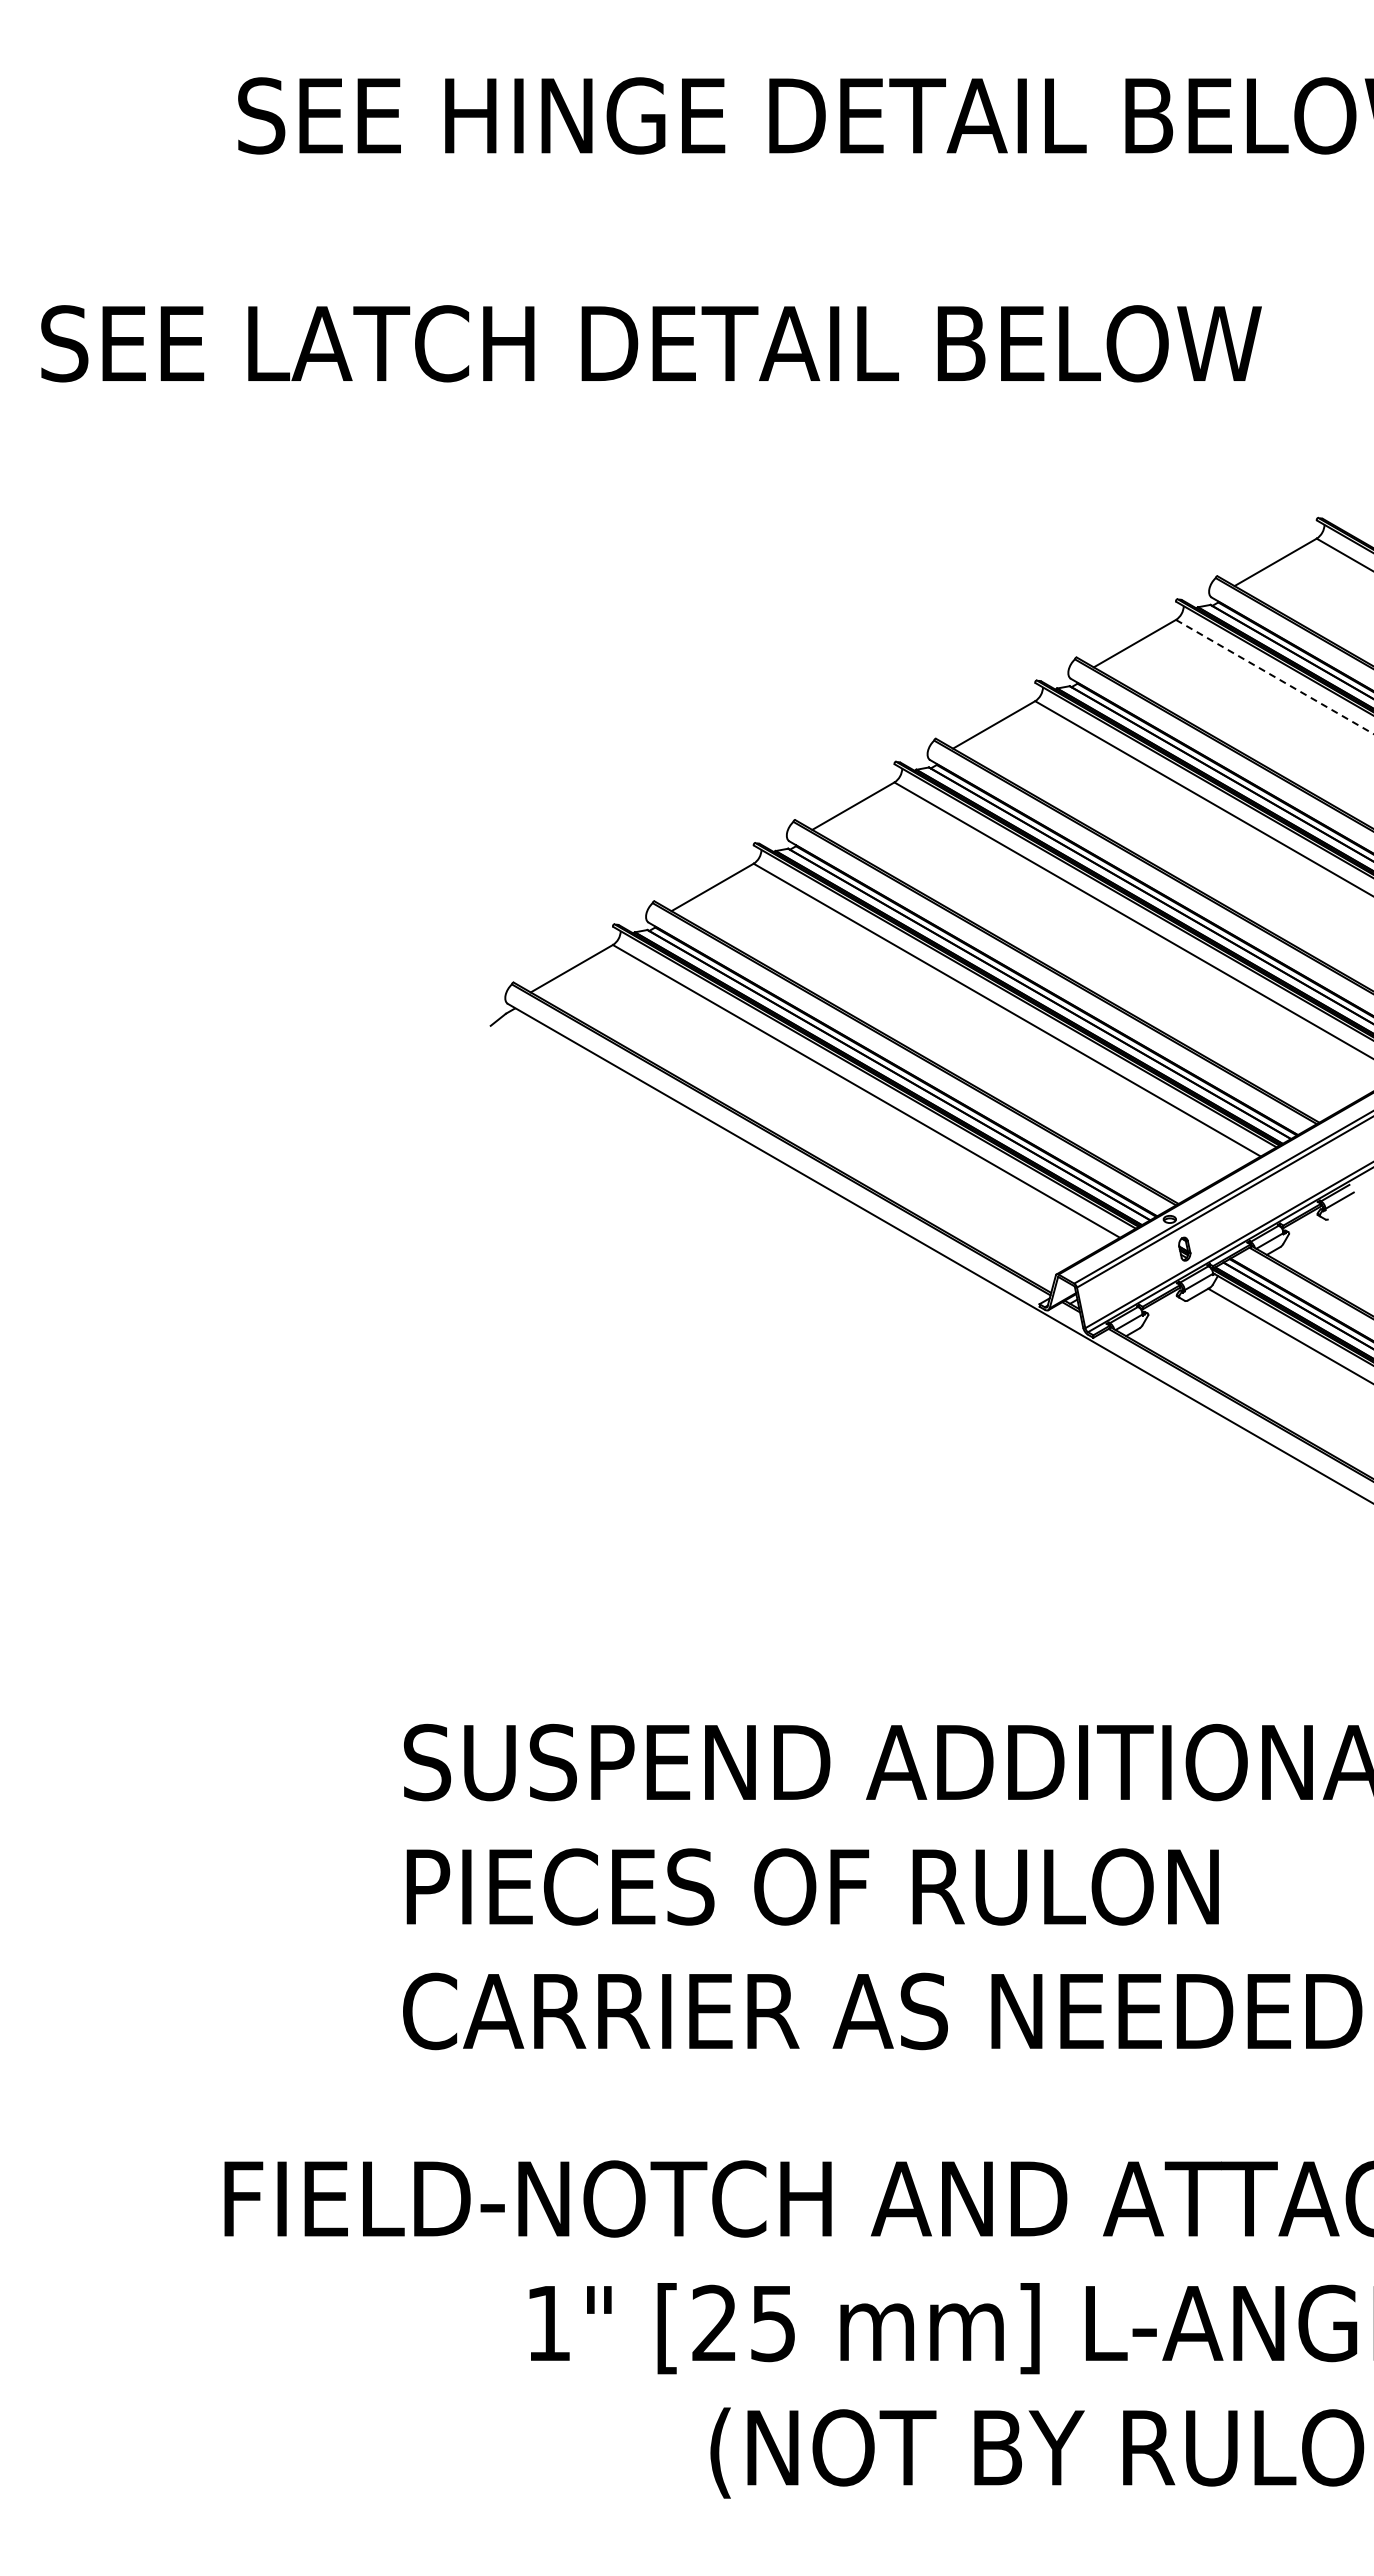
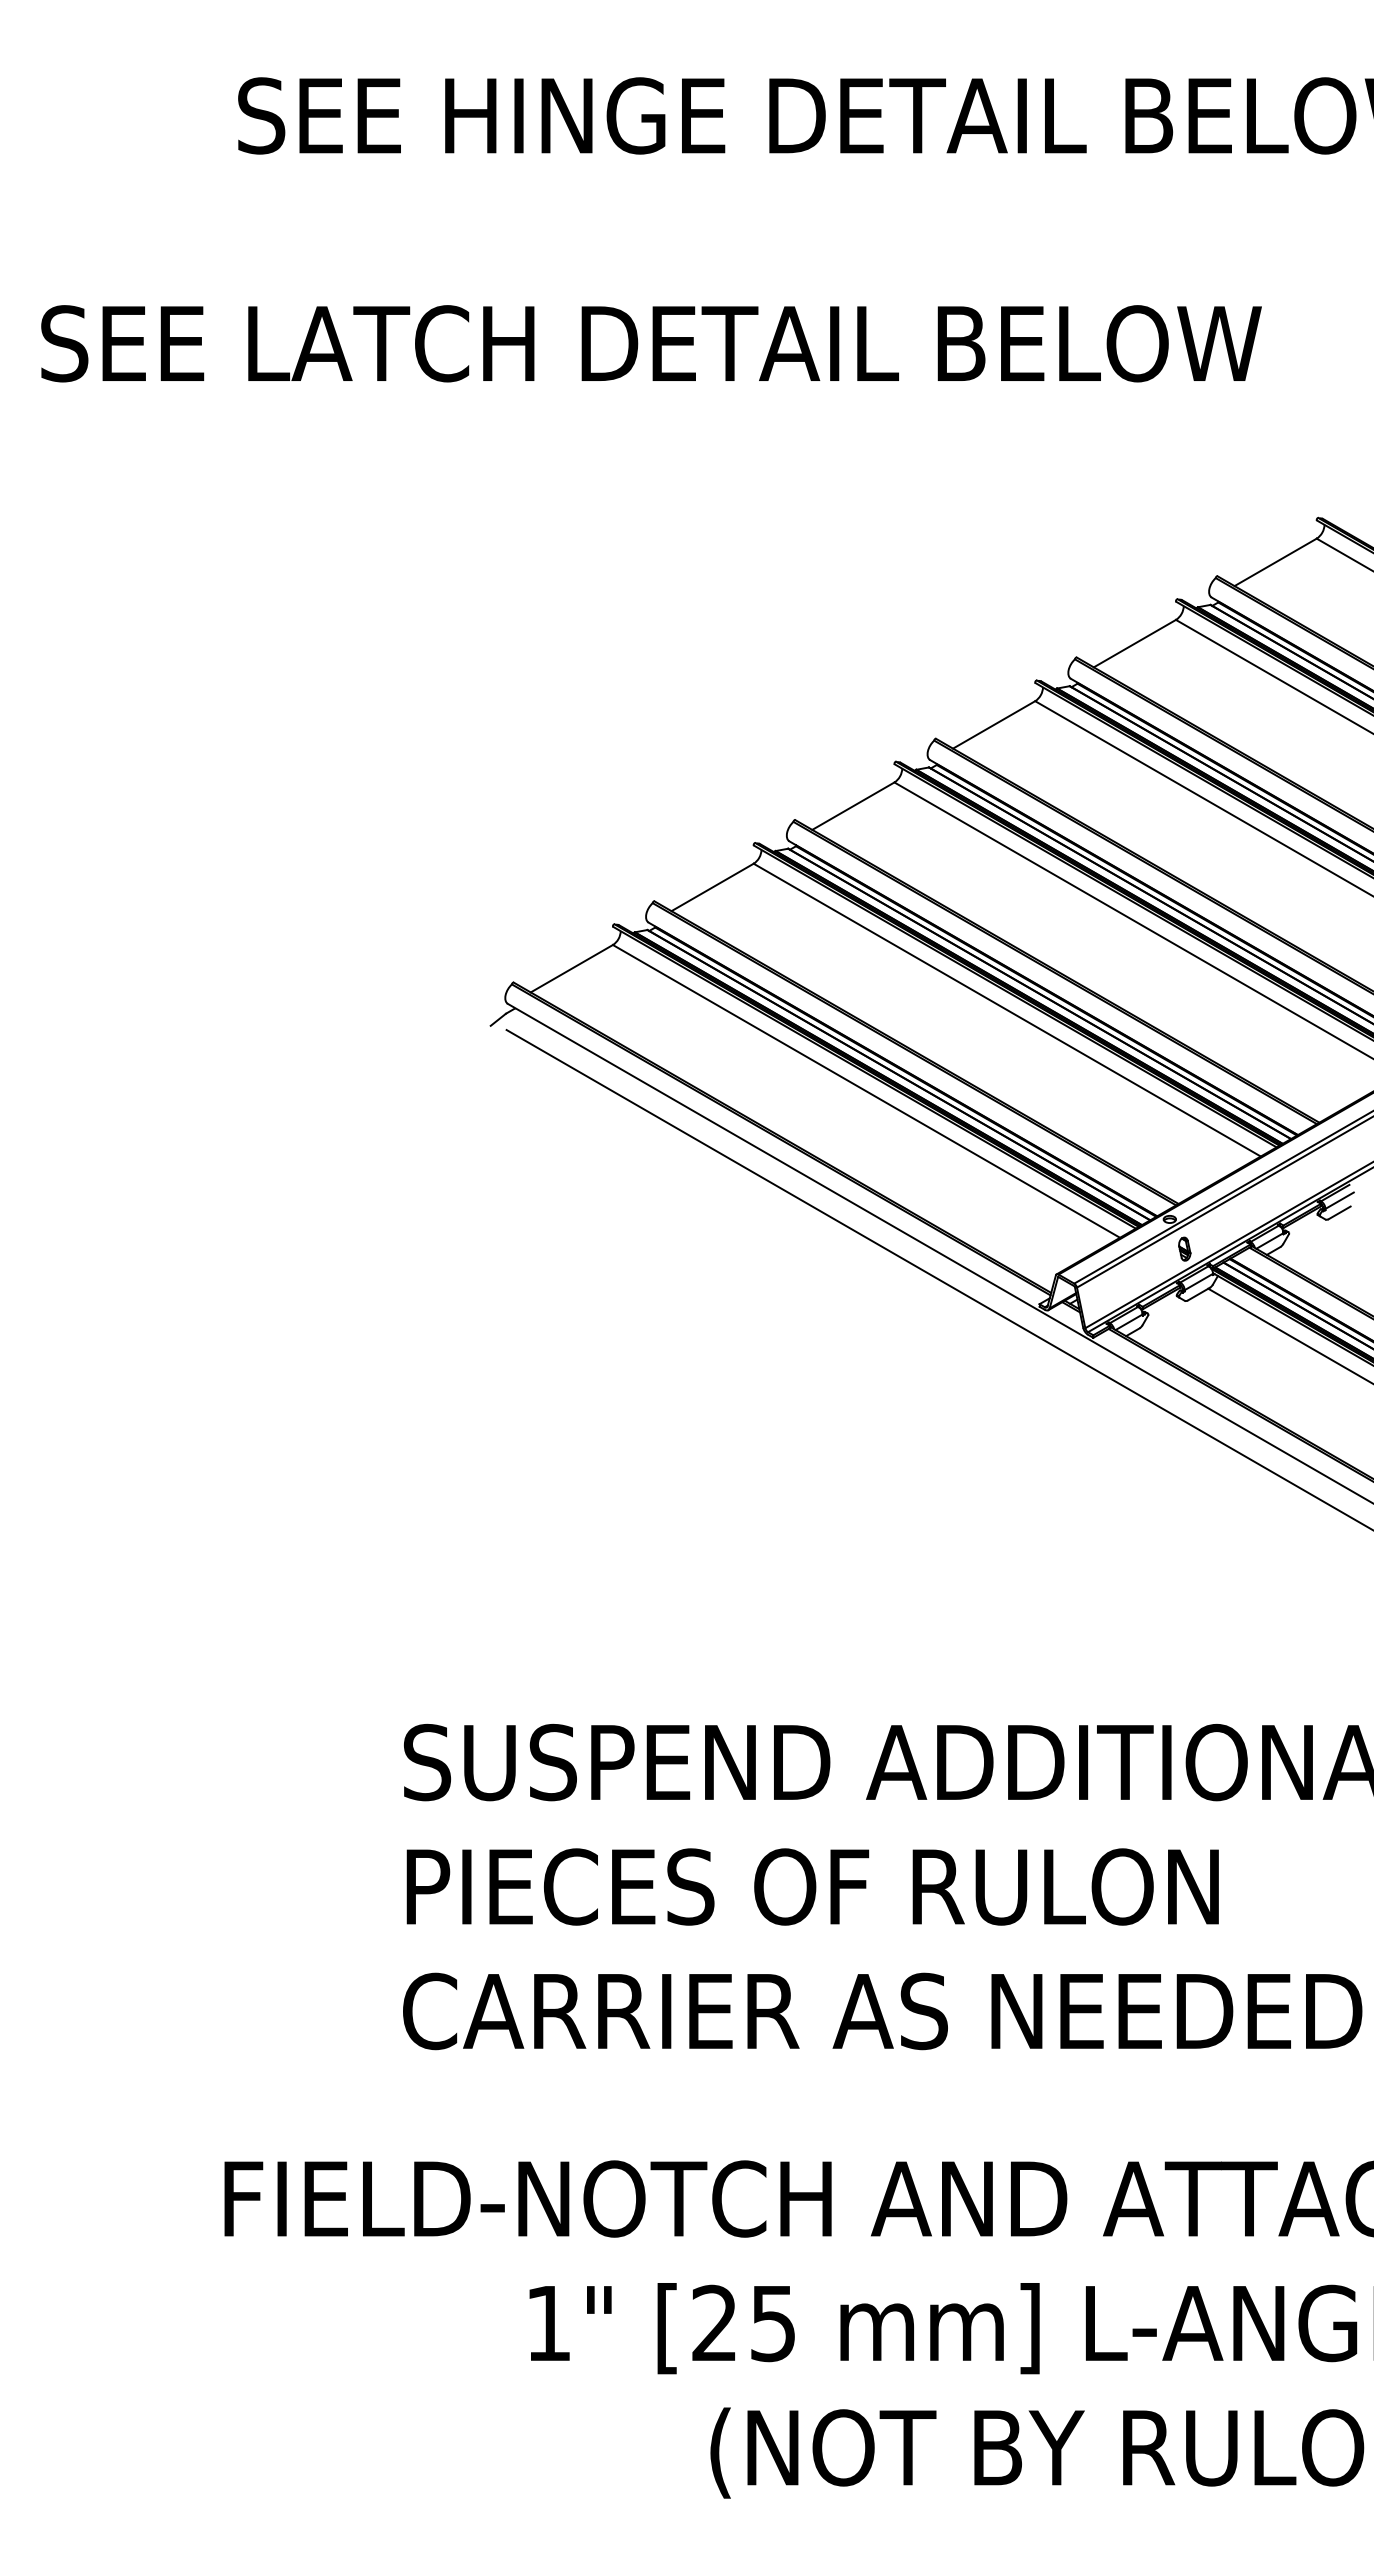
line: dashed -> solid (1274, 676)
line: none -> present (1339, 1212)
line: none -> present (938, 1279)
